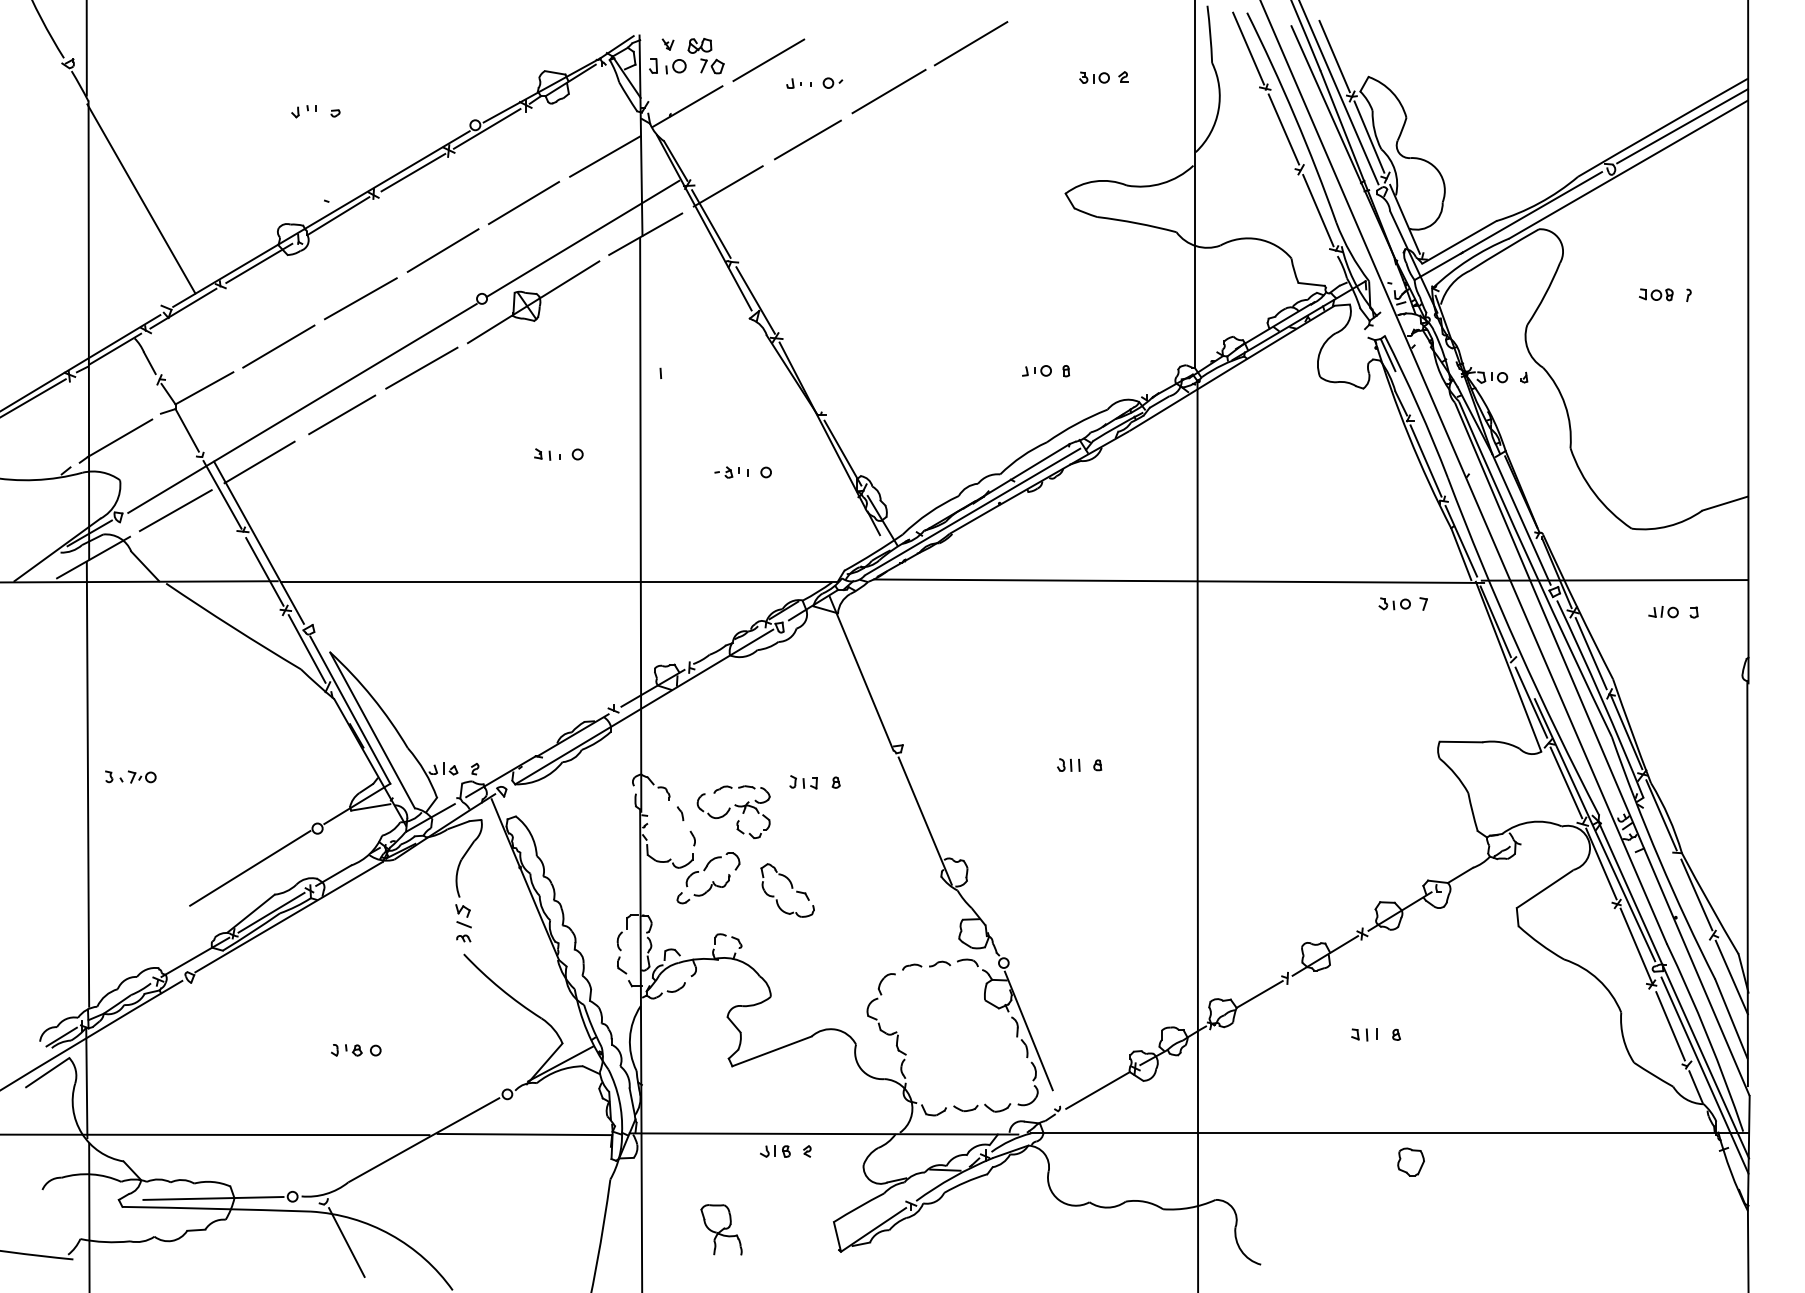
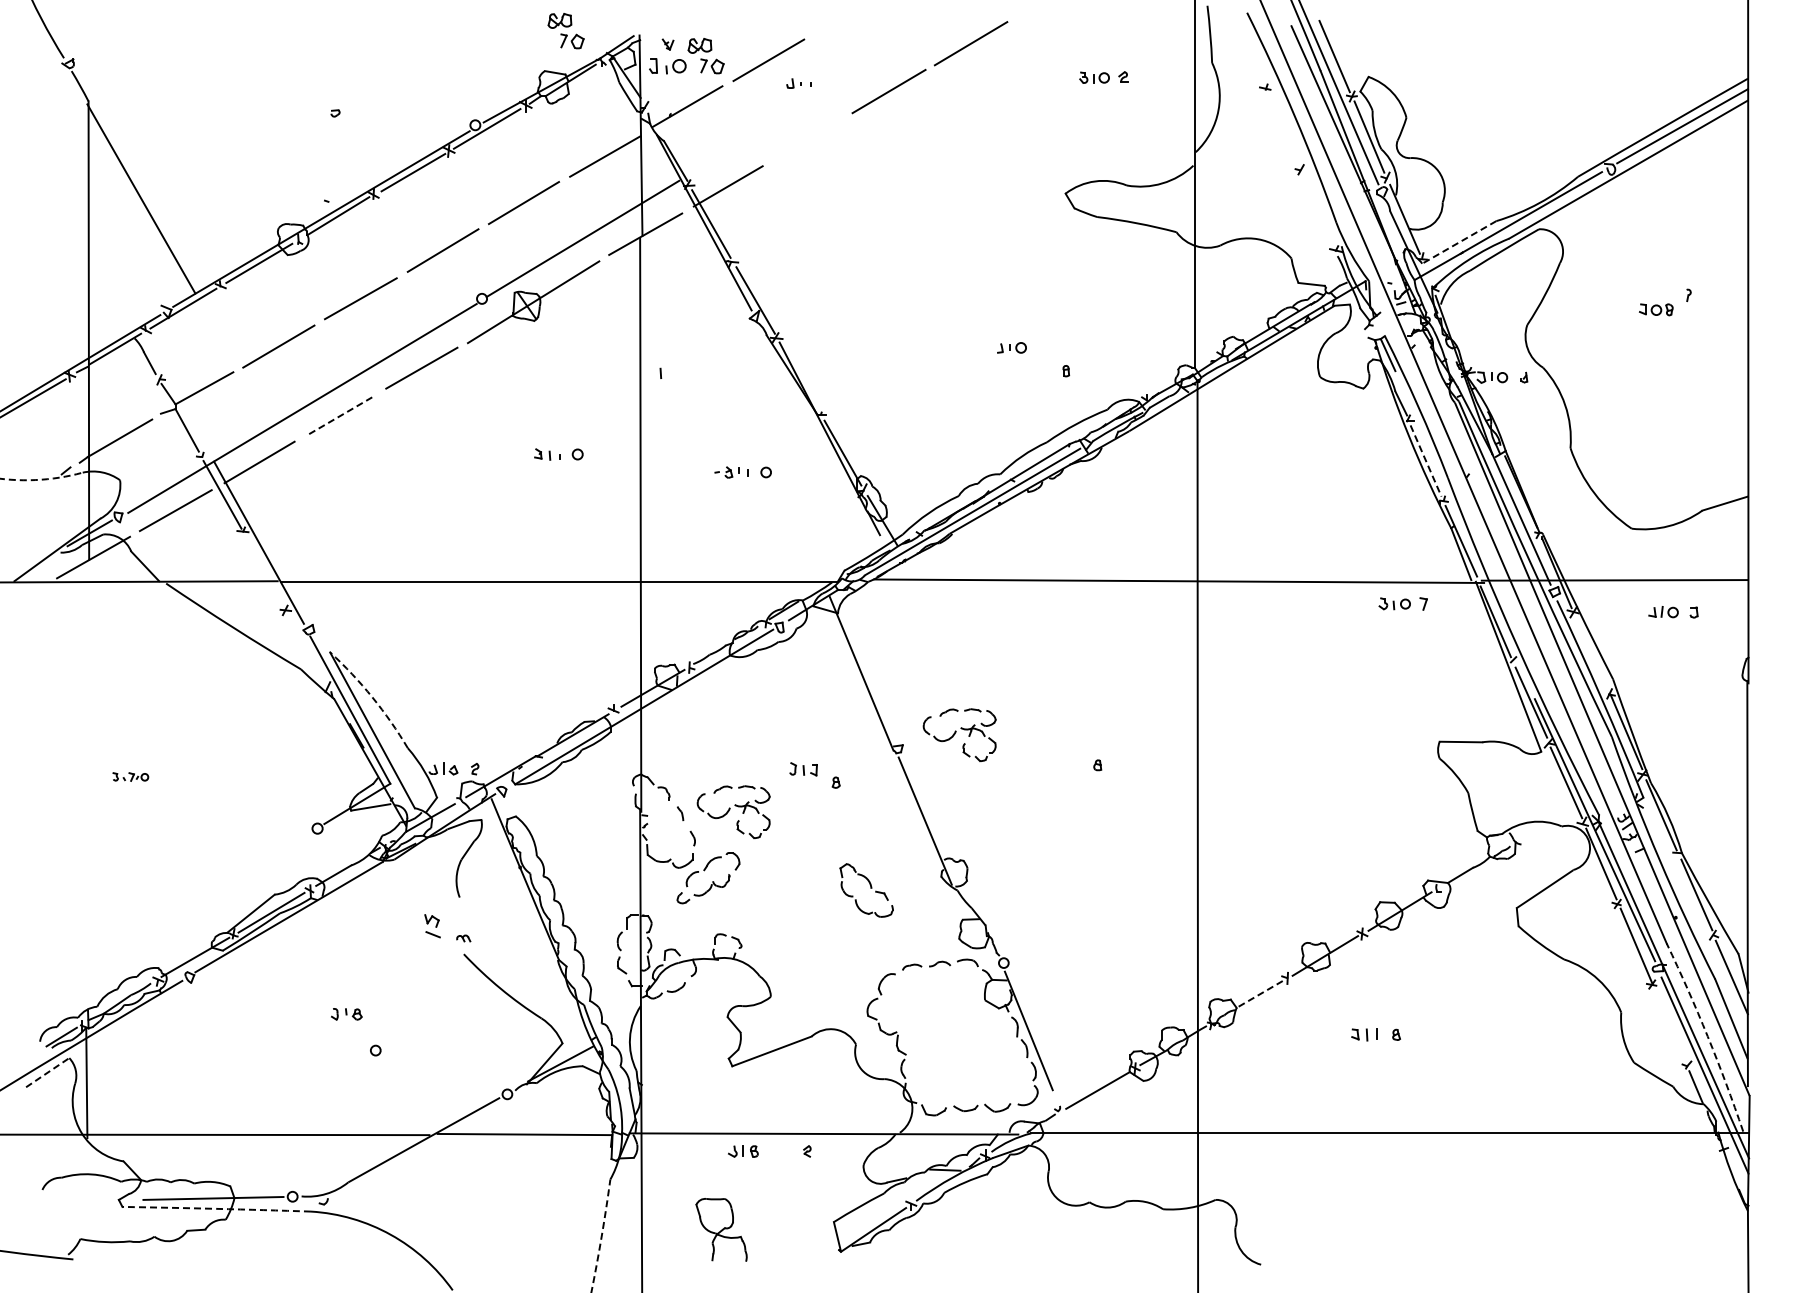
part: none -> present (565, 31)
line: present -> none (86, 48)
line: present -> none (1248, 48)
part: present -> none (832, 82)
part: present -> none (303, 111)
line: present -> none (1283, 129)
line: present -> none (807, 139)
line: present -> none (1318, 210)
line: solid -> dashed (1459, 242)
part position: (1656, 294) -> (1656, 309) (1656, 309)
part position: (1036, 370) -> (1011, 347) (1011, 347)
line: solid -> dashed (342, 414)
line: solid -> dashed (1426, 461)
arc: solid -> dashed (42, 479)
line: present -> none (264, 571)
line: present -> none (306, 648)
line: present -> none (1590, 653)
arc: solid -> dashed (372, 697)
part: none -> present (959, 734)
part: present -> none (1068, 764)
part size: 52x14 px -> 38x10 px (130, 776)
part position: (803, 782) -> (803, 769) (803, 769)
line: present -> none (87, 783)
line: present -> none (250, 868)
part position: (787, 890) -> (866, 890) (866, 890)
part position: (463, 916) -> (432, 926) (432, 926)
line: solid -> dashed (1259, 994)
line: present -> none (1670, 1026)
arc: solid -> dashed (1707, 1036)
part position: (346, 1050) -> (346, 1014) (346, 1014)
line: solid -> dashed (48, 1072)
part position: (775, 1151) -> (743, 1151) (743, 1151)
part: present -> none (1410, 1161)
arc: solid -> dashed (216, 1208)
line: present -> none (89, 1216)
part size: 43x52 px -> 53x64 px (721, 1229)
arc: solid -> dashed (601, 1235)
line: present -> none (346, 1242)
